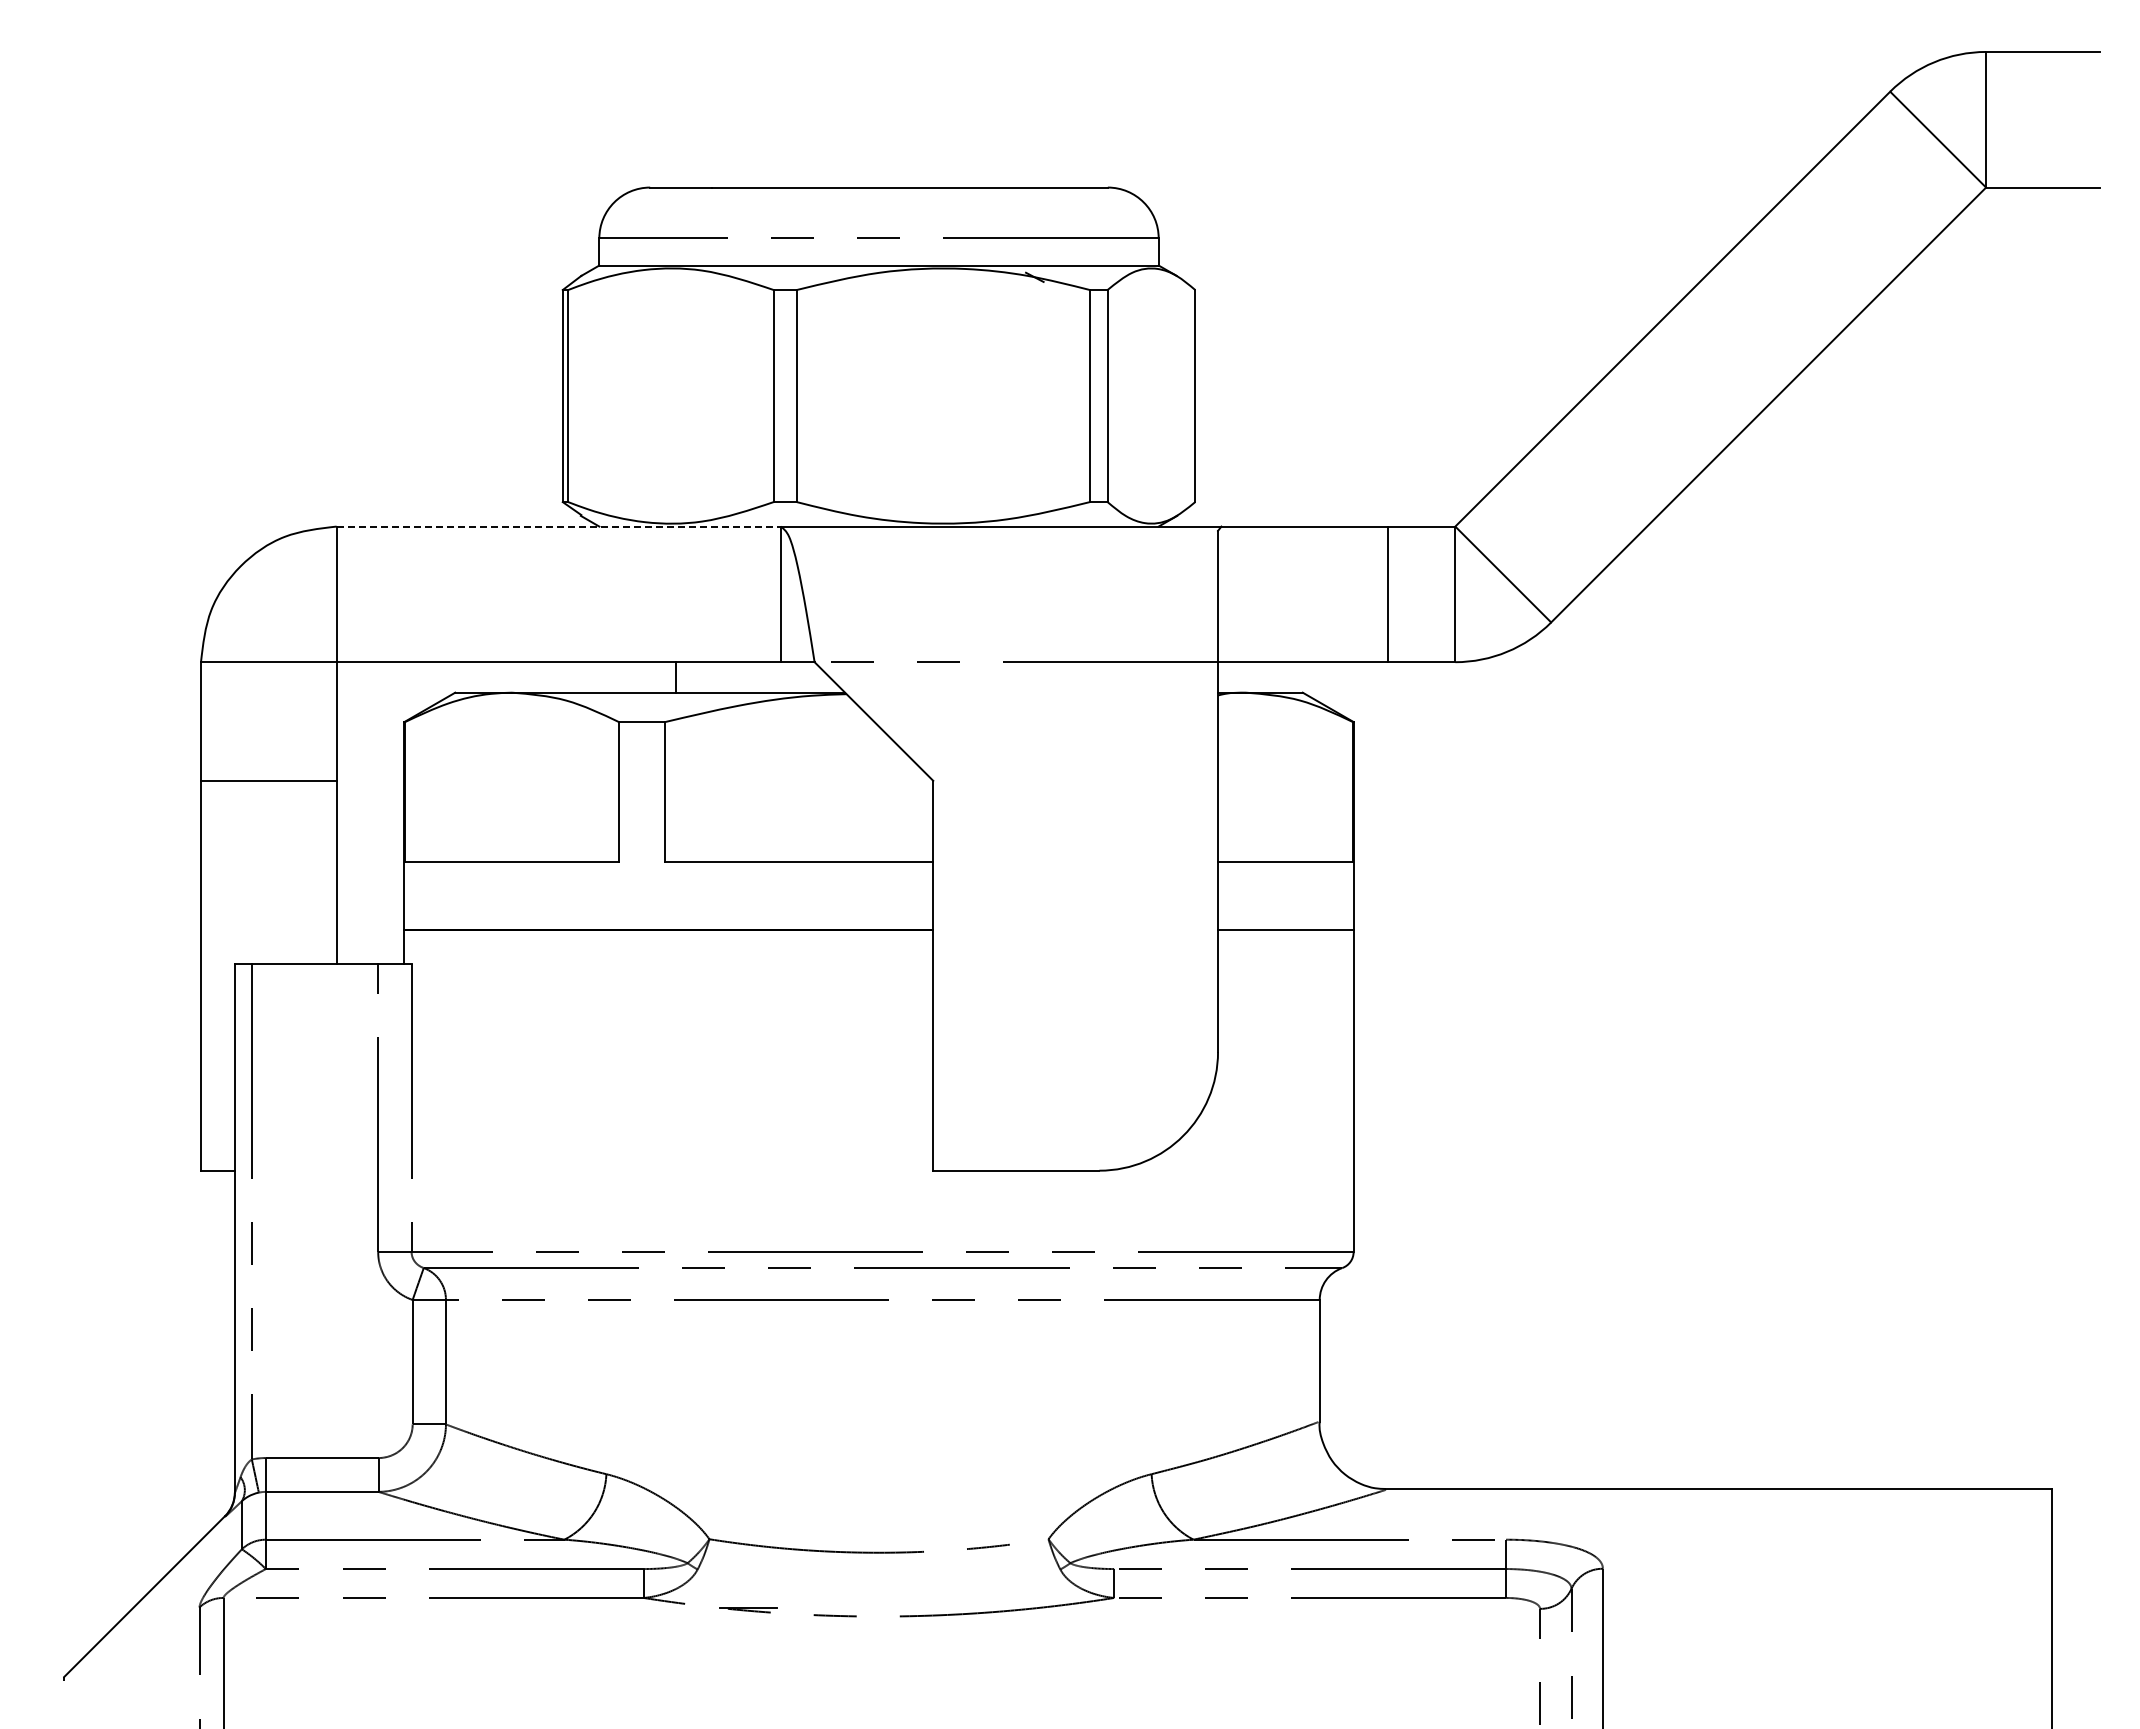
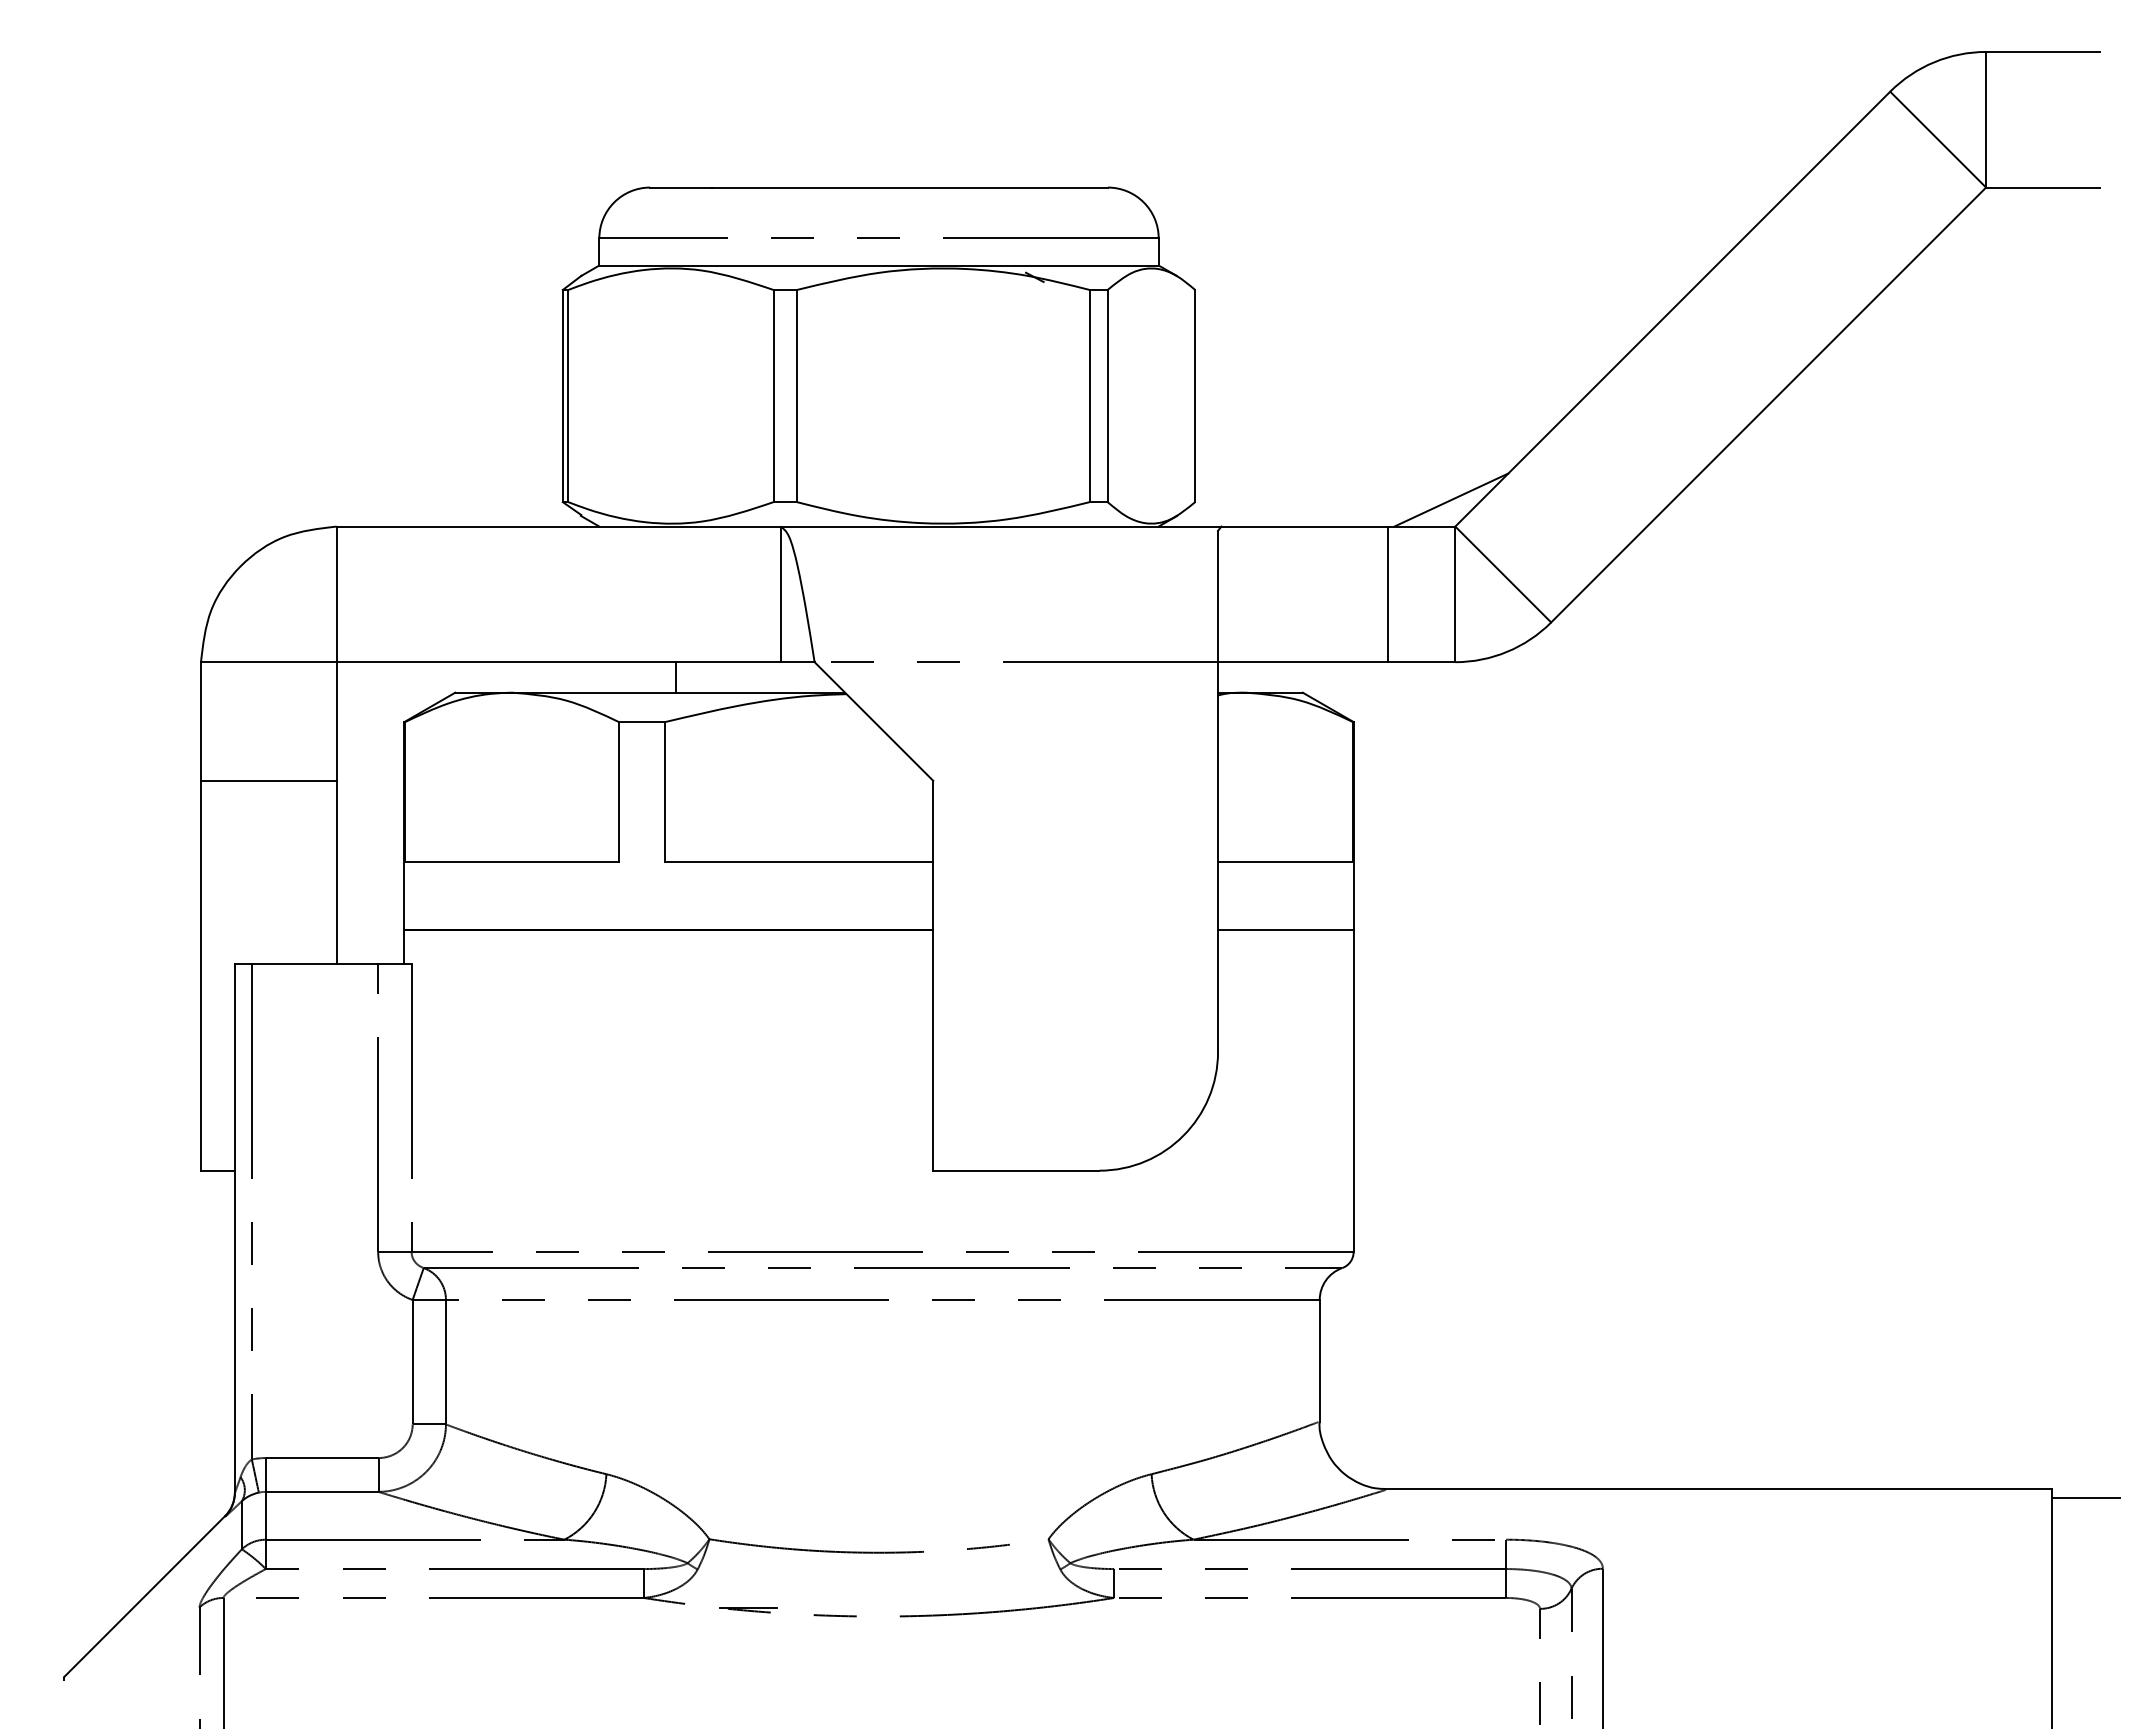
line: none -> present (1451, 499)
line: dashed -> solid (559, 526)
line: none -> present (2085, 1497)
